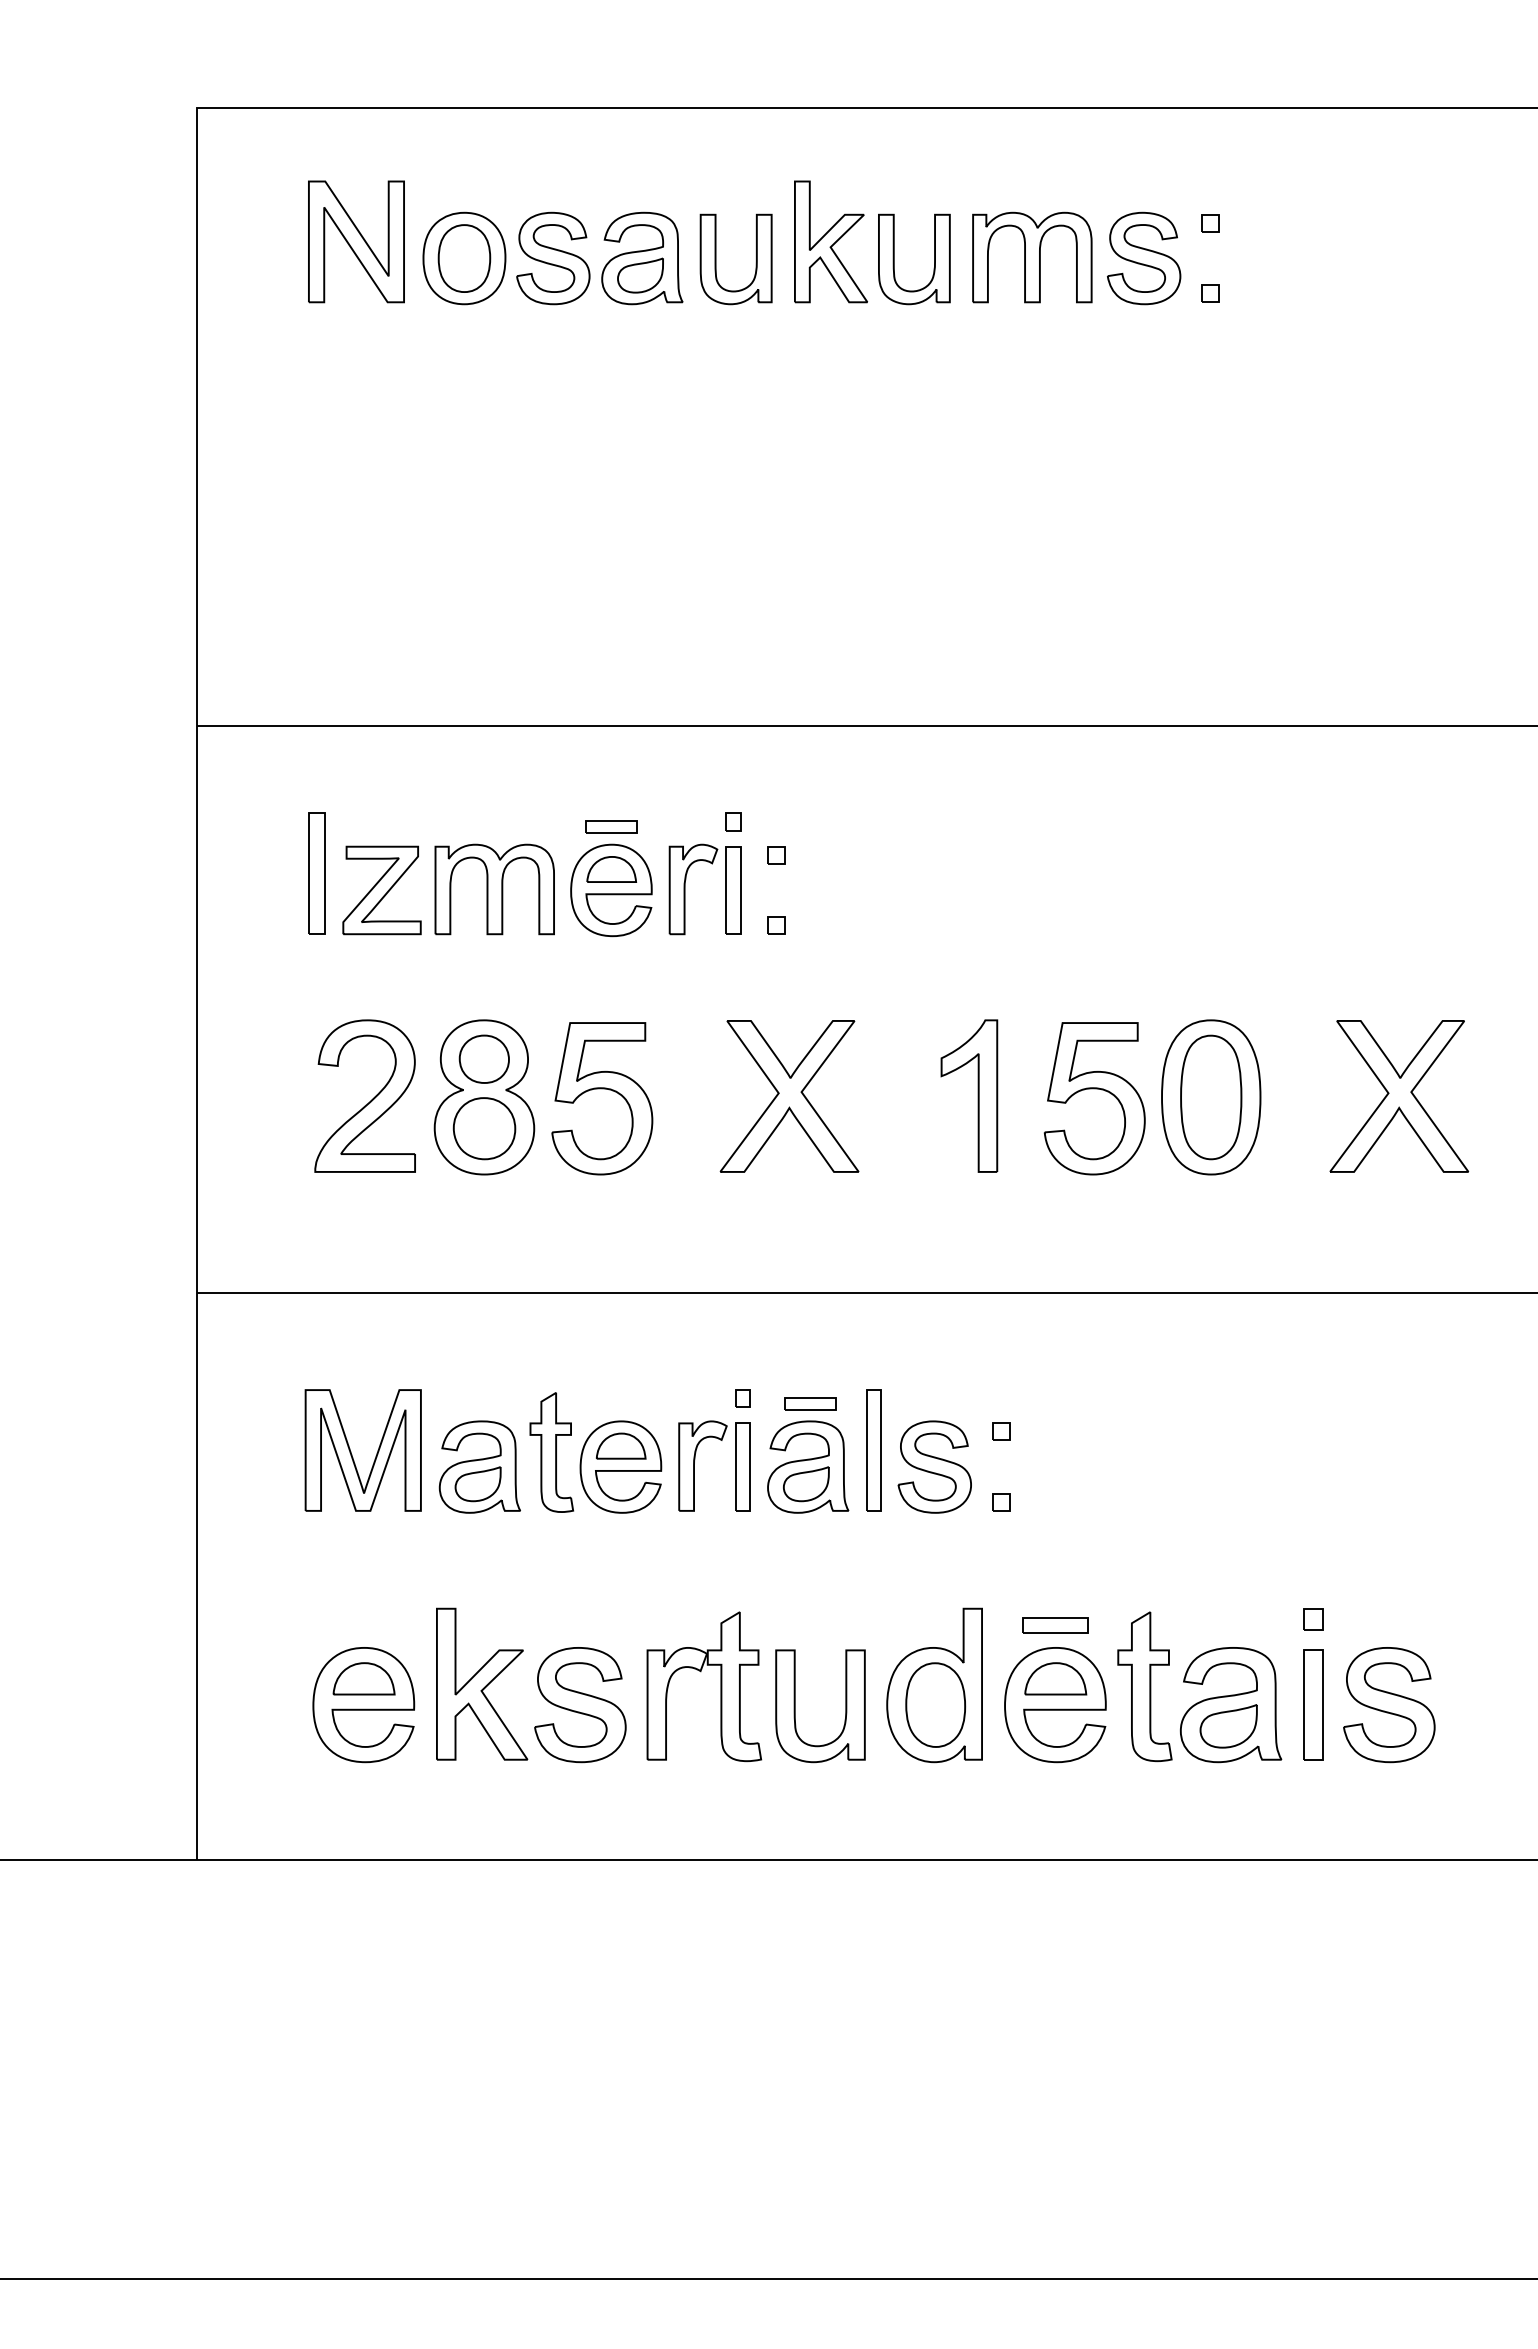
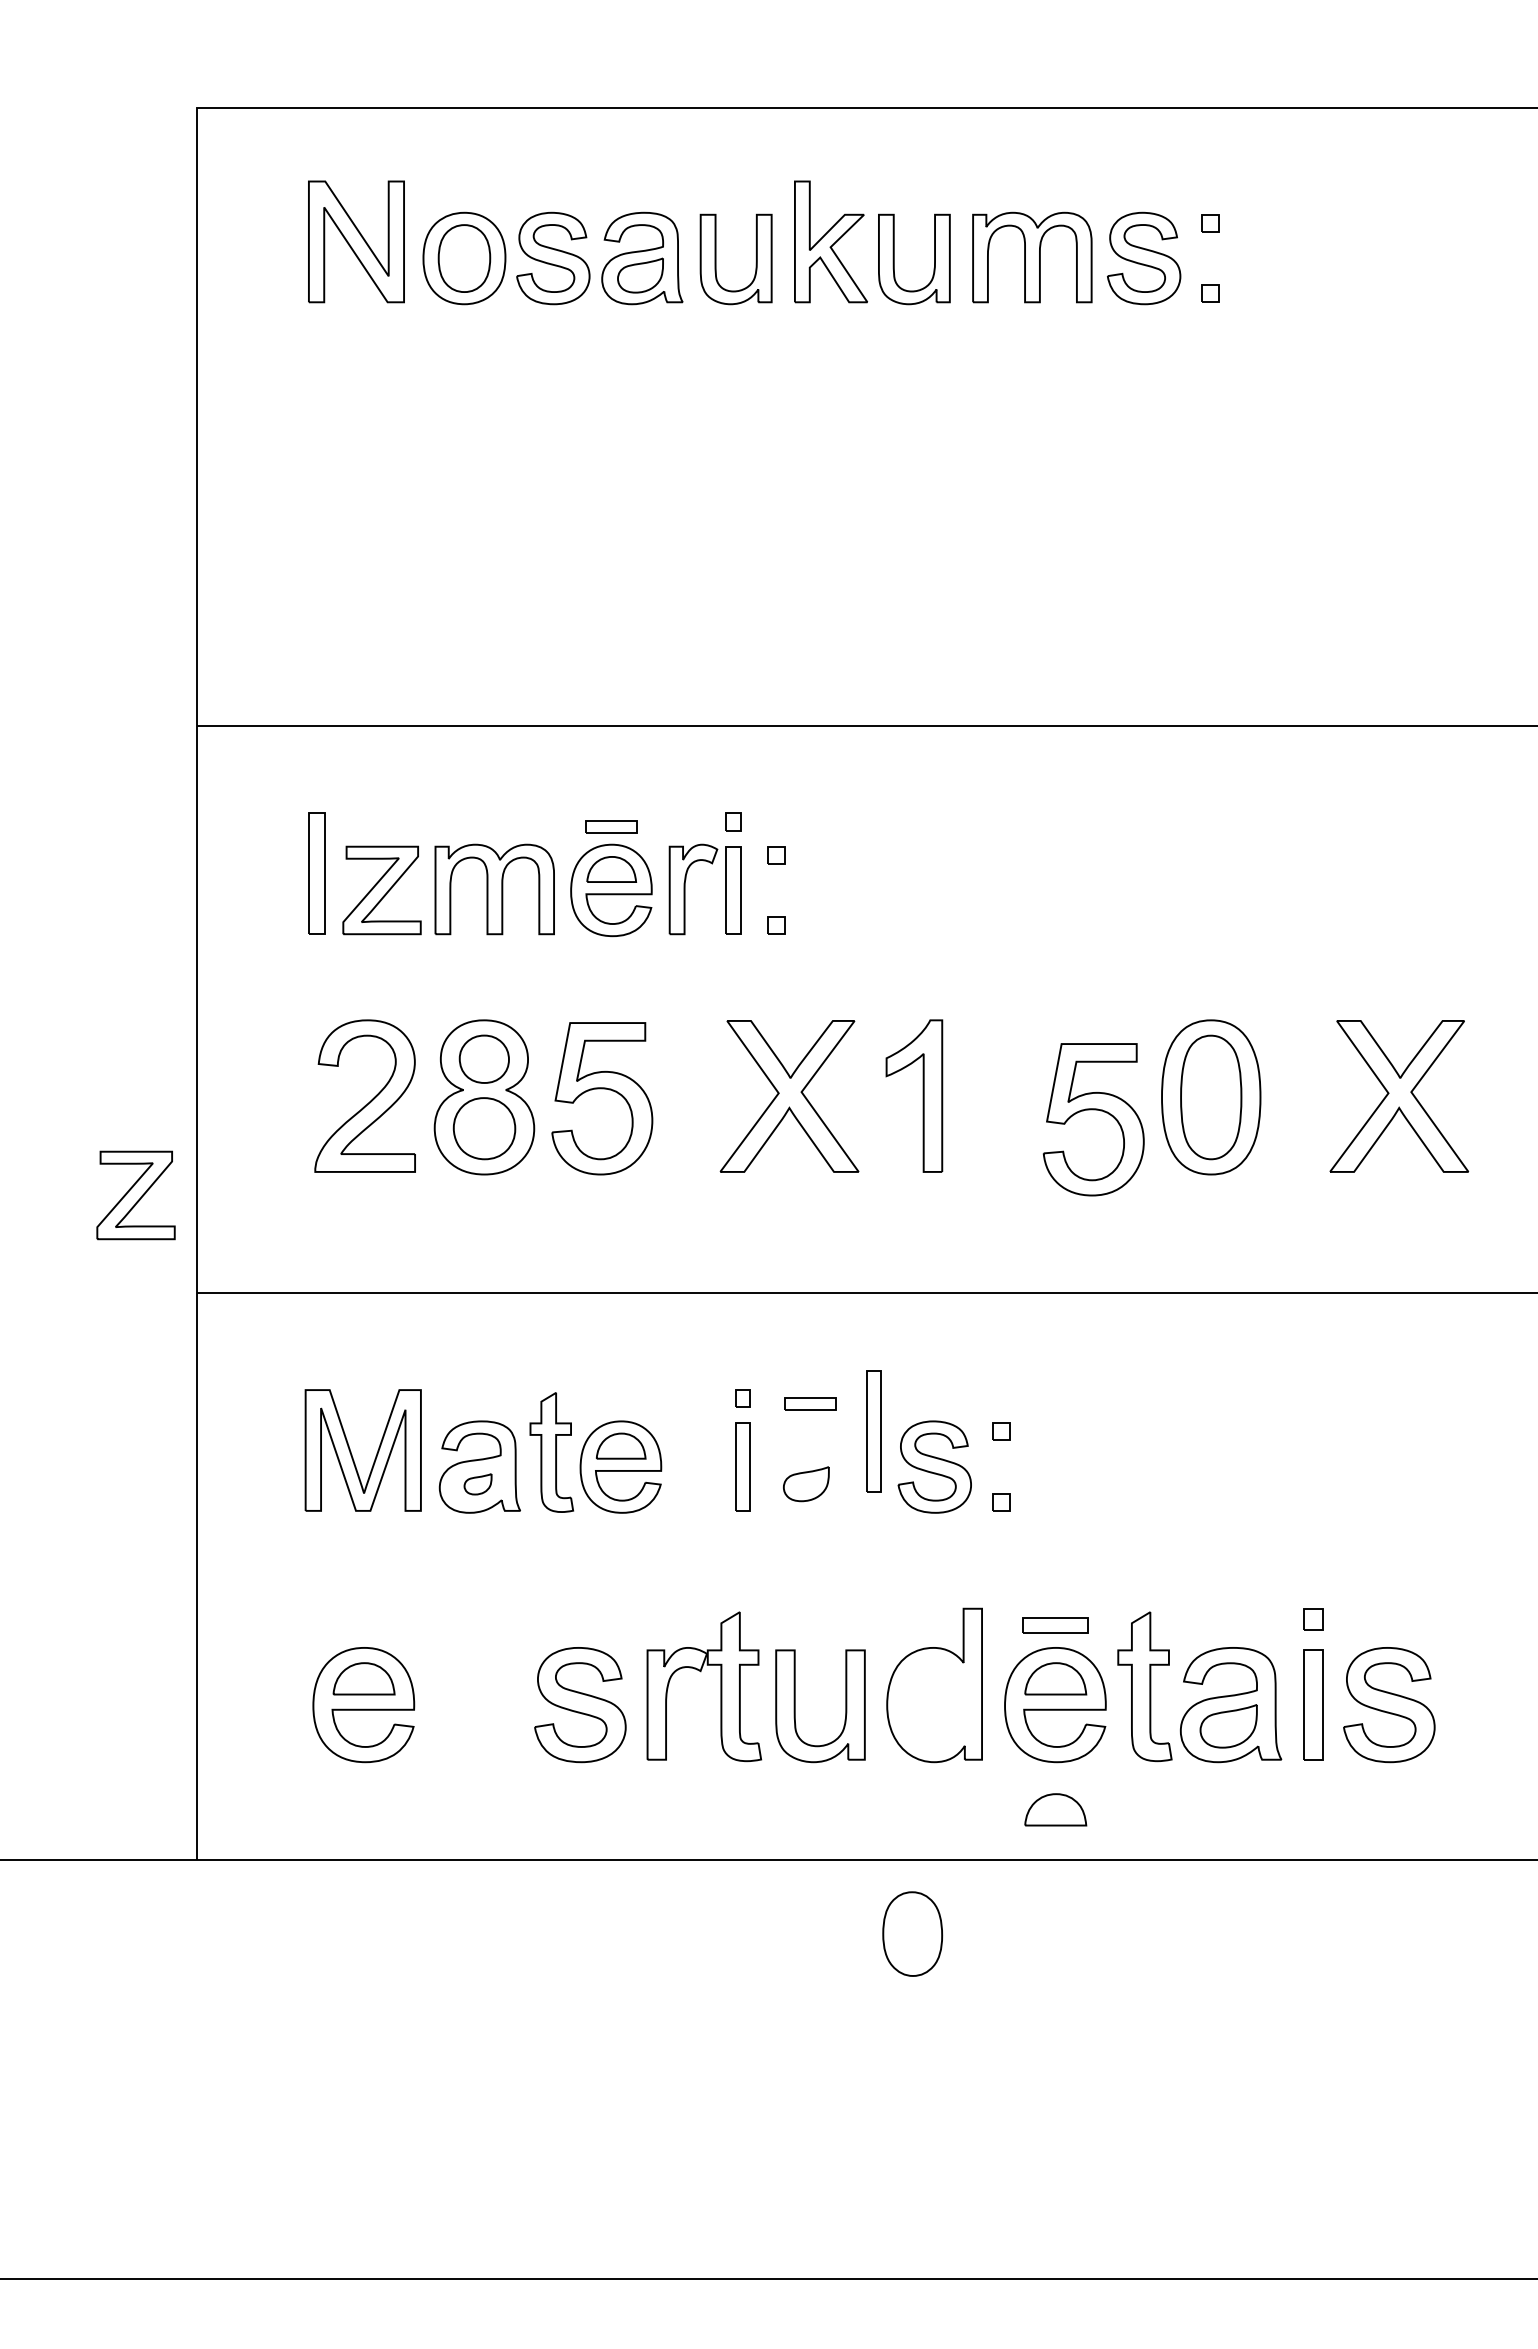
part position: (1094, 1089) -> (1093, 1110) (1093, 1110)
part position: (977, 1095) -> (922, 1095) (922, 1095)
part: none -> present (135, 1195)
part position: (873, 1450) -> (873, 1431) (873, 1431)
part: present -> none (694, 1465)
part: present -> none (808, 1466)
part size: 48x37 px -> 30x23 px (477, 1484)
part: present -> none (482, 1683)
part position: (935, 1704) -> (912, 1933) (912, 1933)
part: none -> present (1055, 1809)
